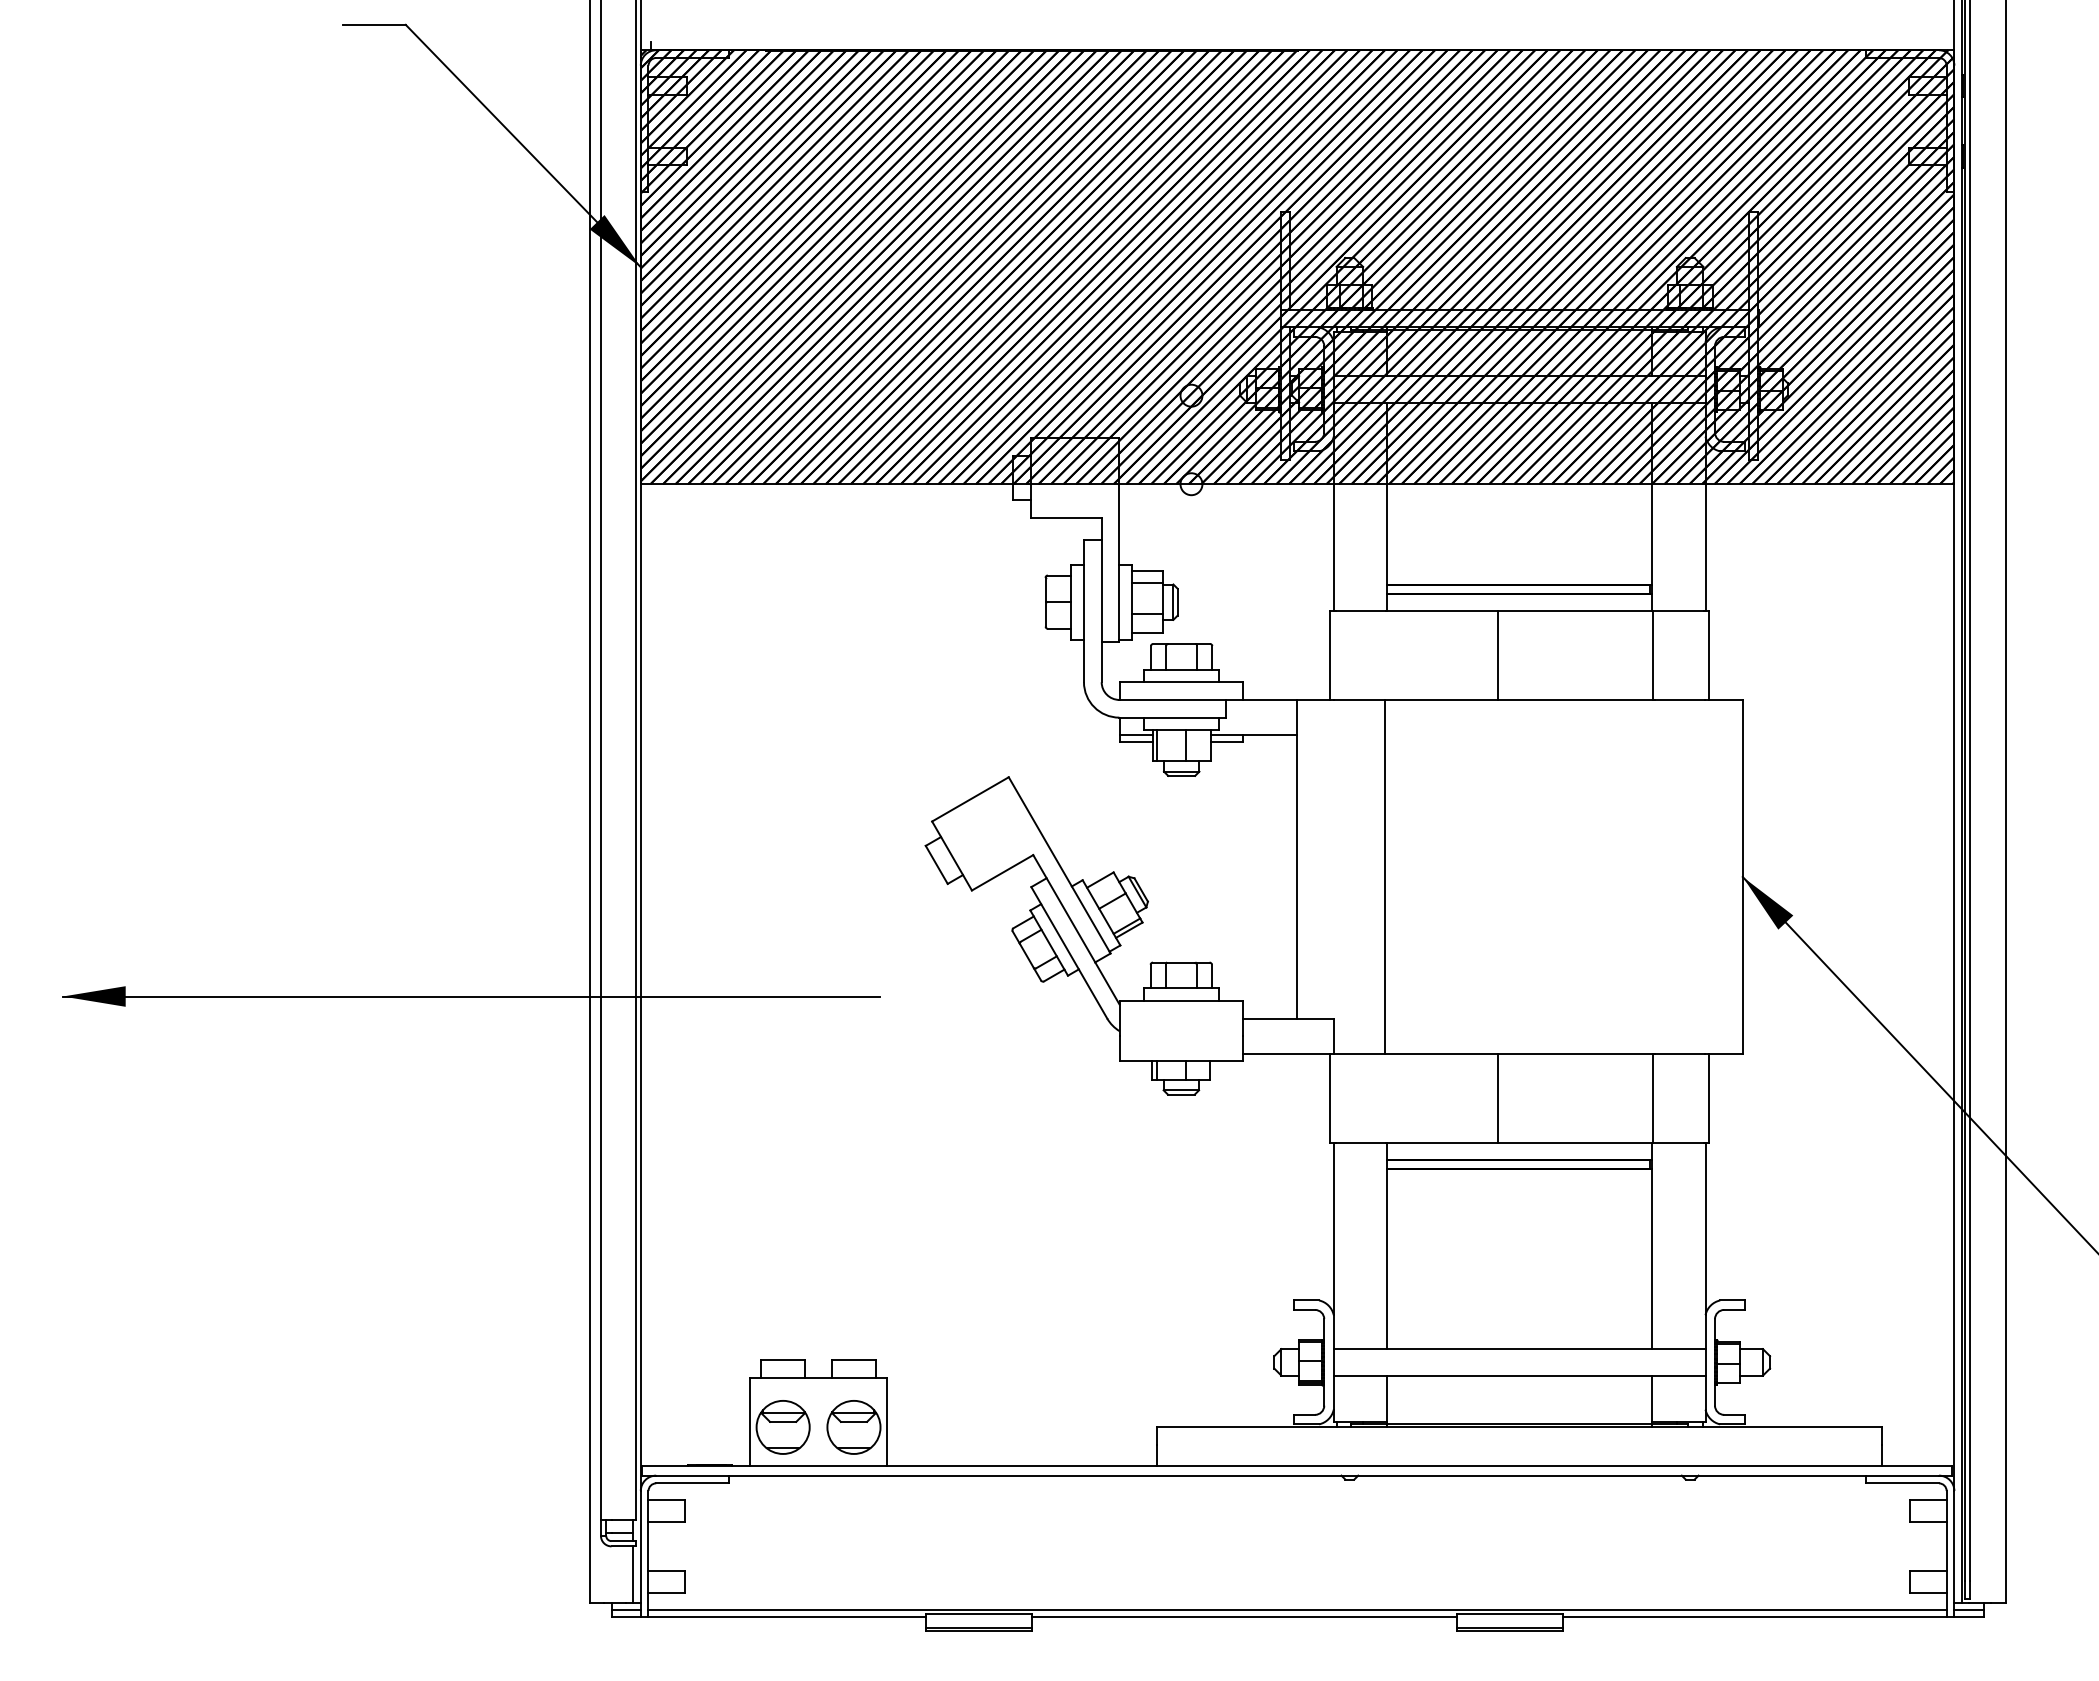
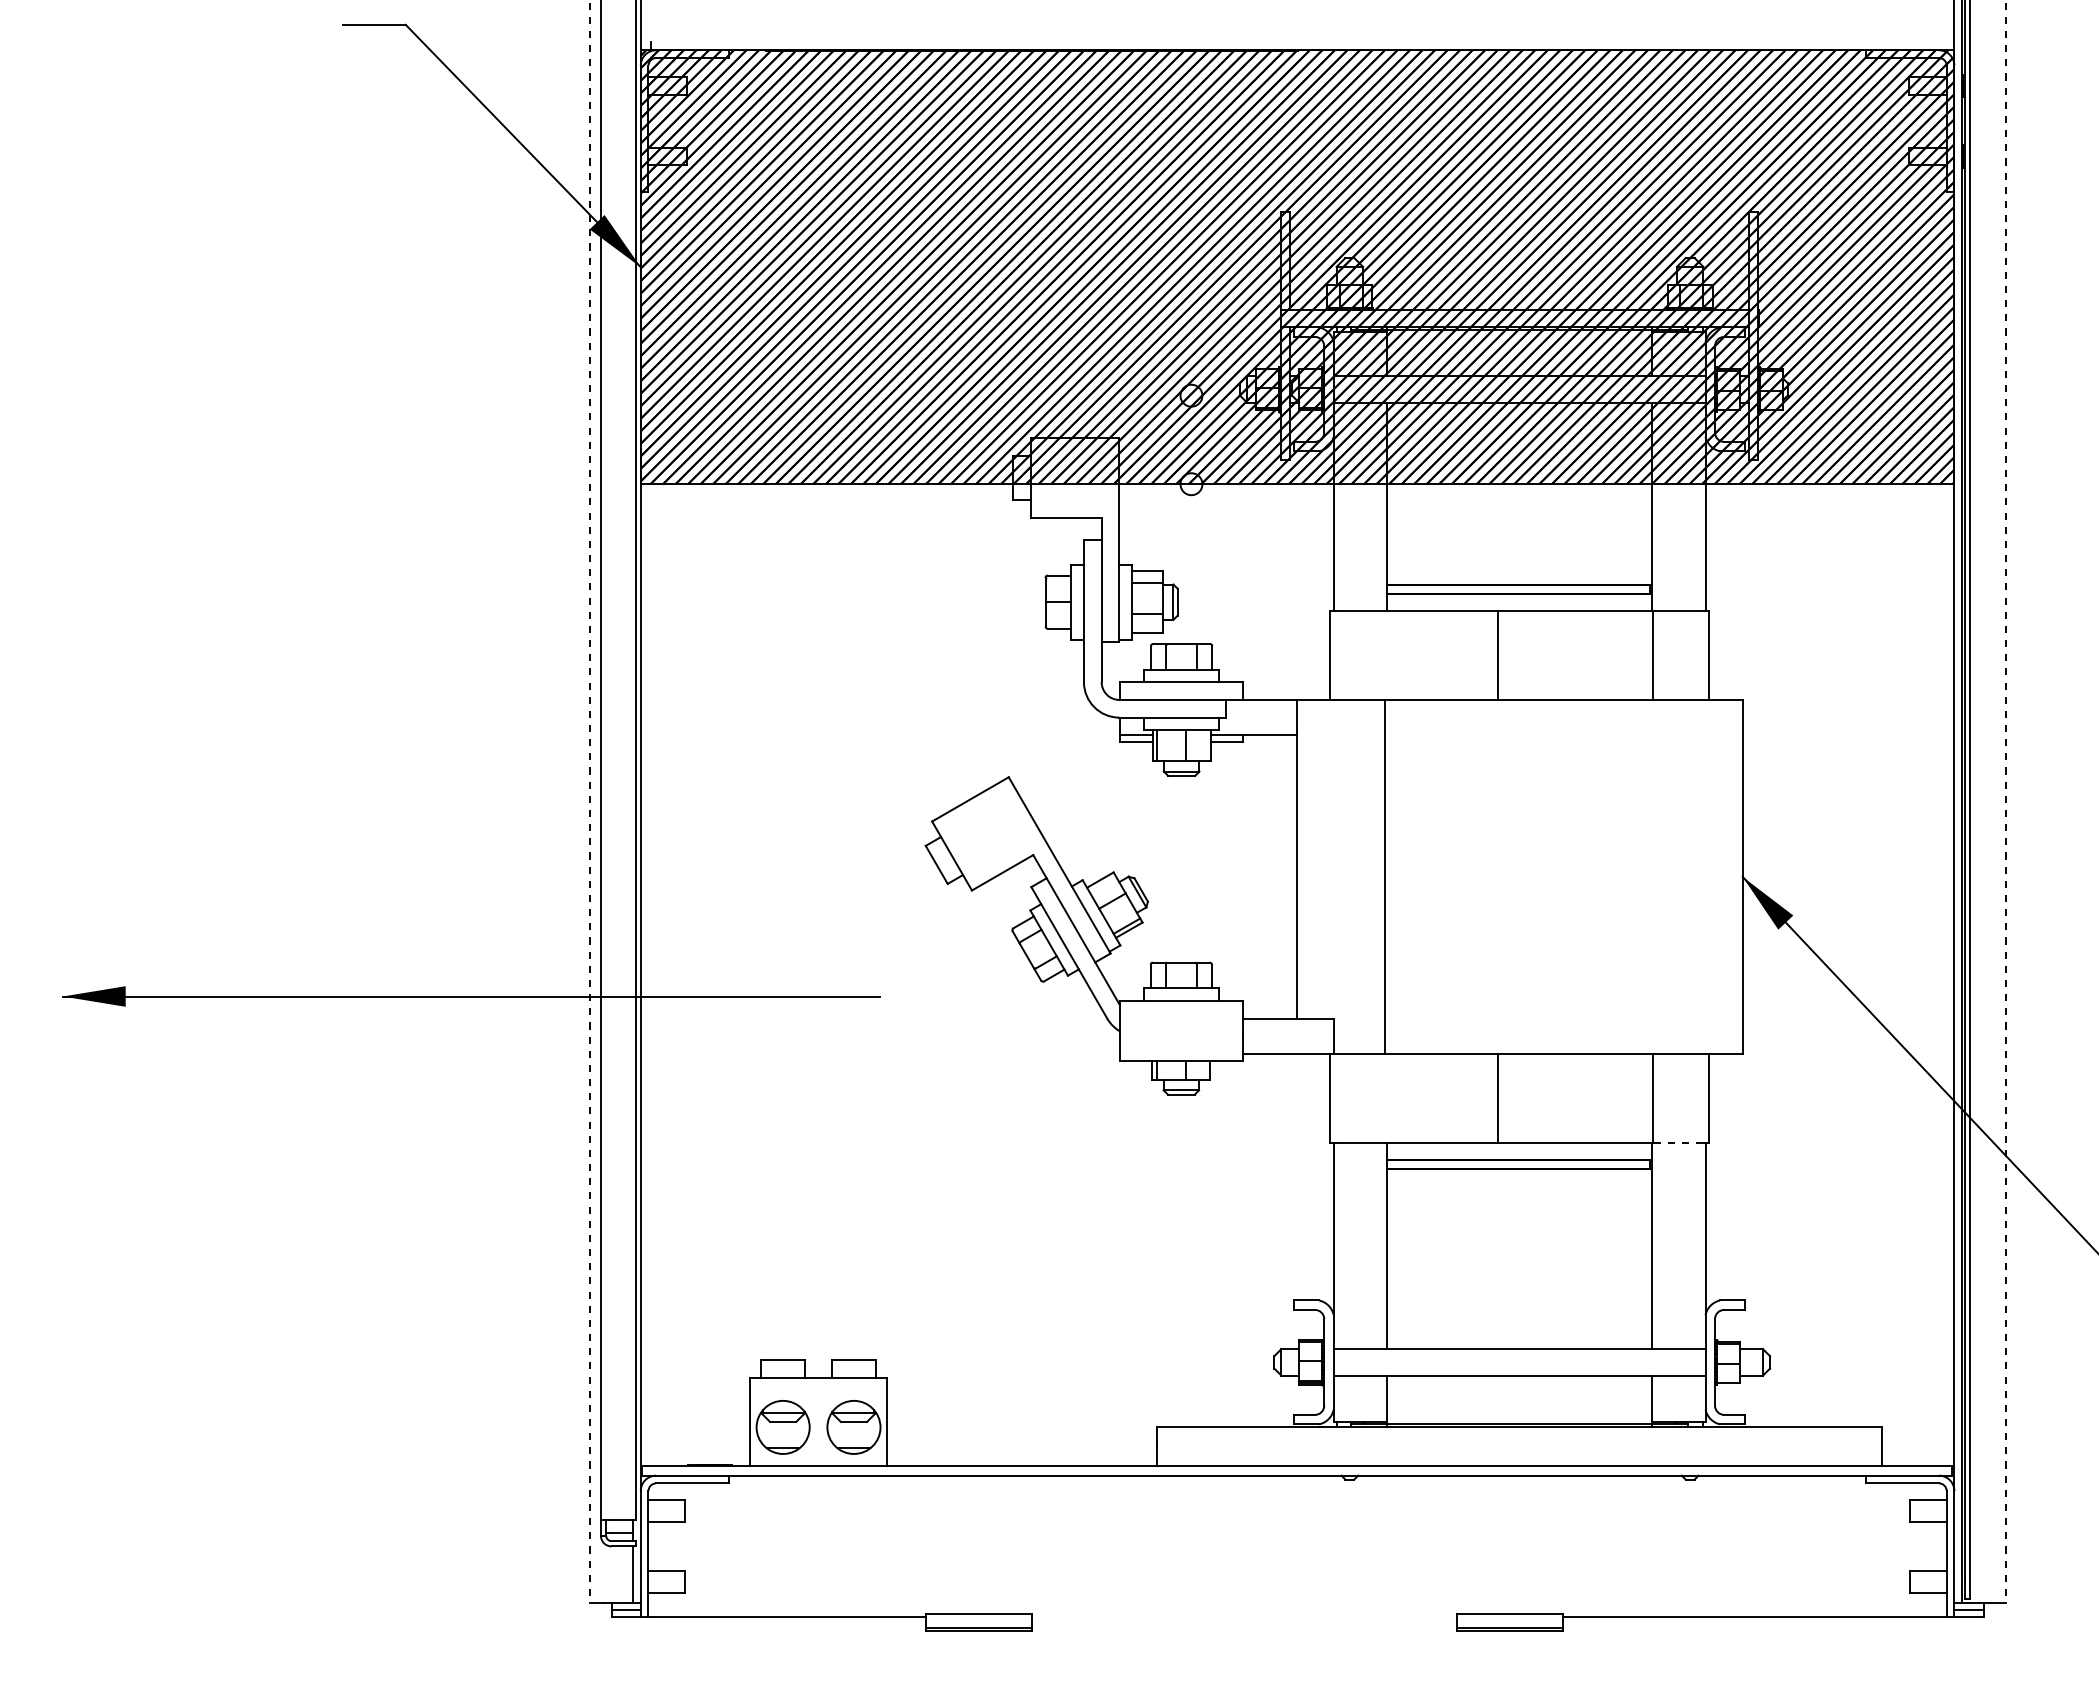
line: solid -> dashed (589, 802)
line: solid -> dashed (2005, 802)
line: solid -> dashed (1679, 1142)
line: present -> none (1297, 1609)
line: present -> none (1244, 1617)
